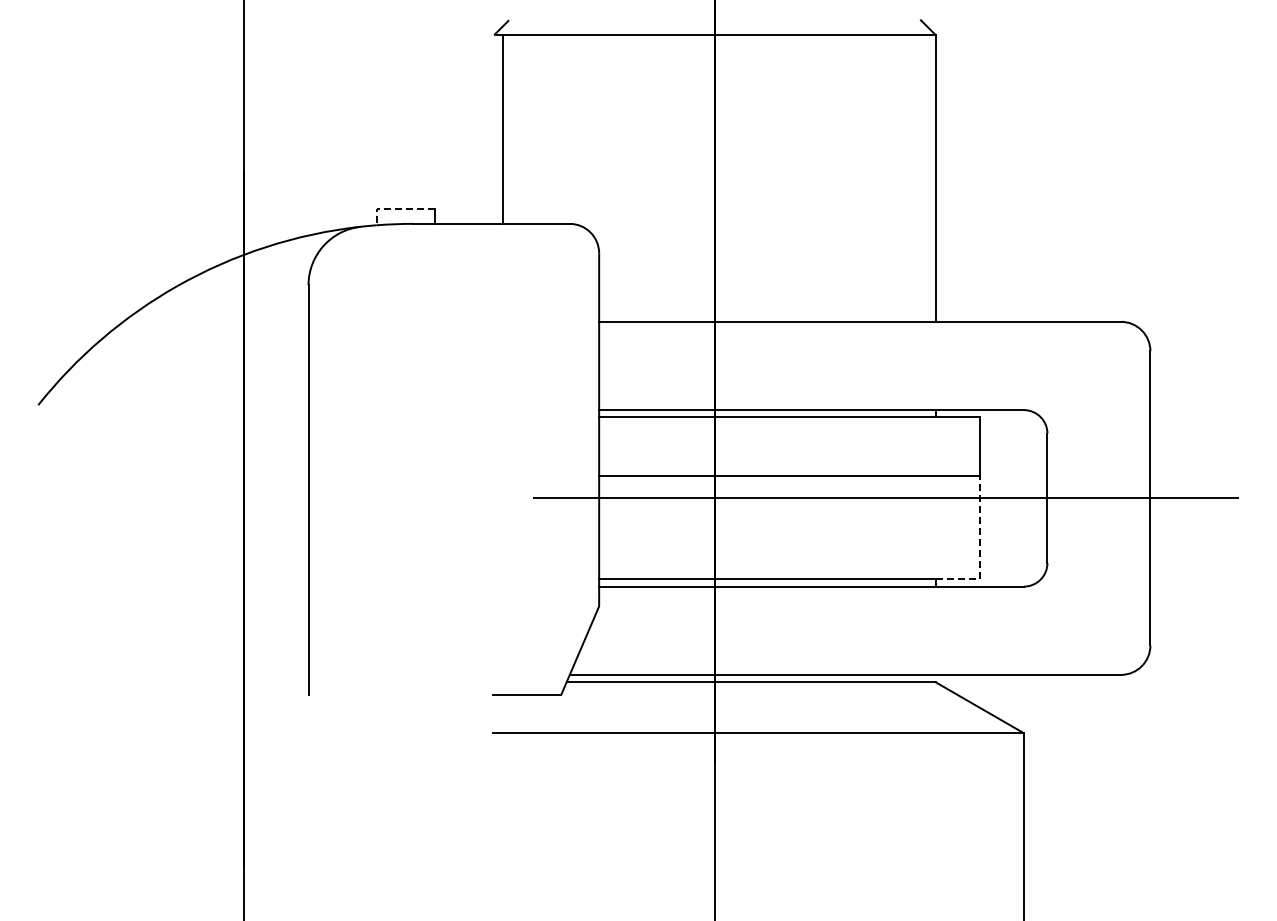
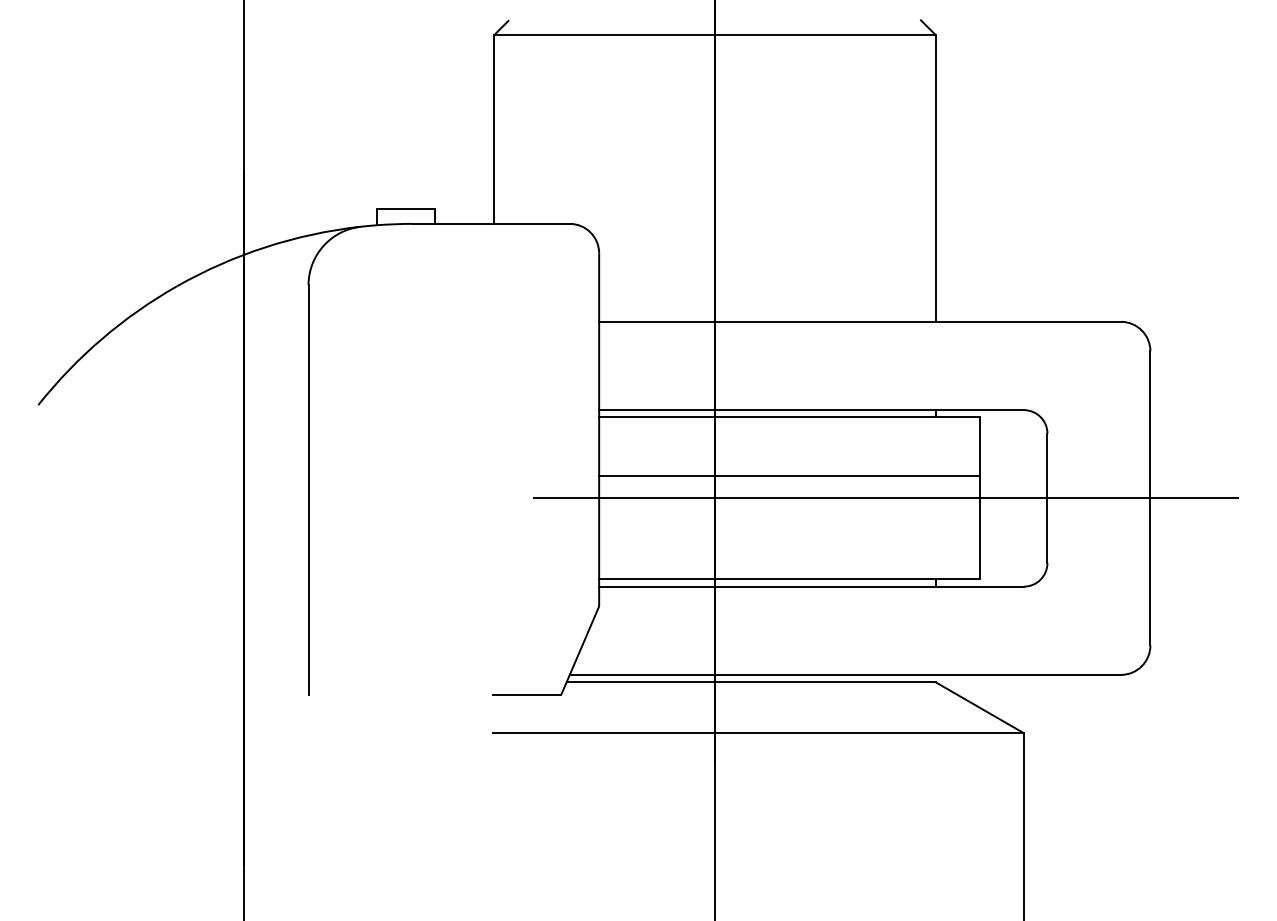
line position: (503, 128) -> (494, 128) (494, 128)
line: dashed -> solid (396, 209)
line: dashed -> solid (979, 550)
